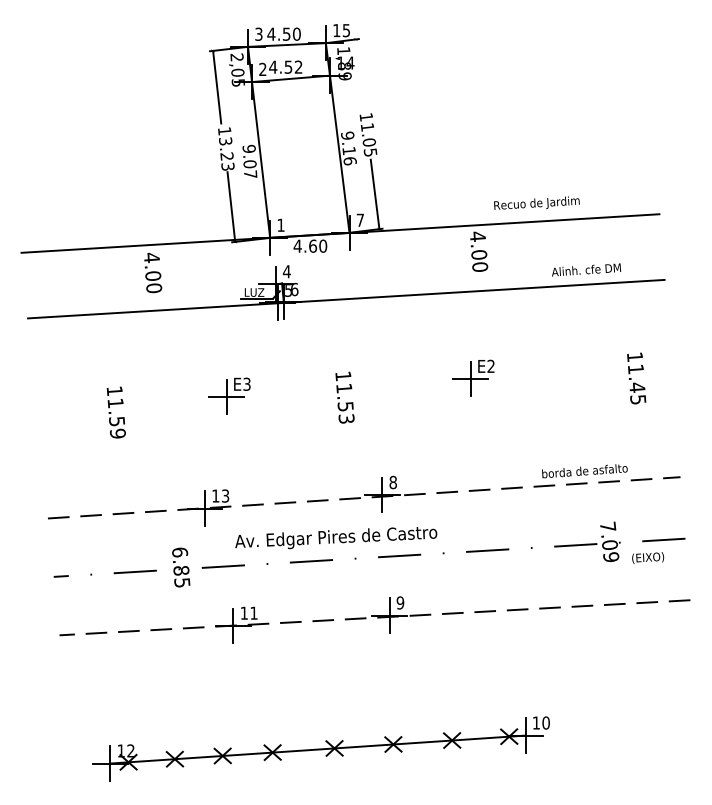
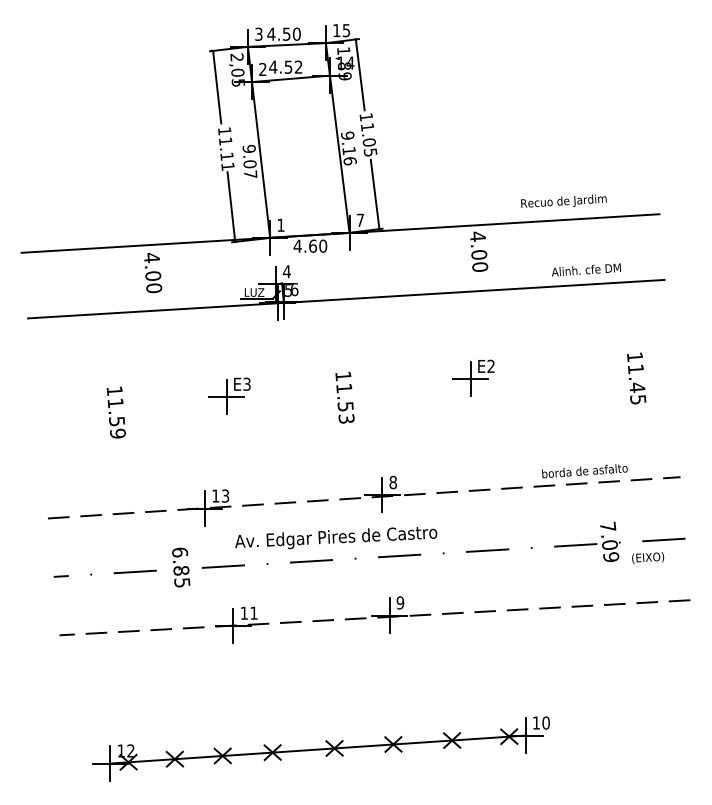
line: none -> present (359, 74)
text: 13.23 -> 11.11 (226, 153)
text position: (536, 202) -> (563, 200) (563, 200)
